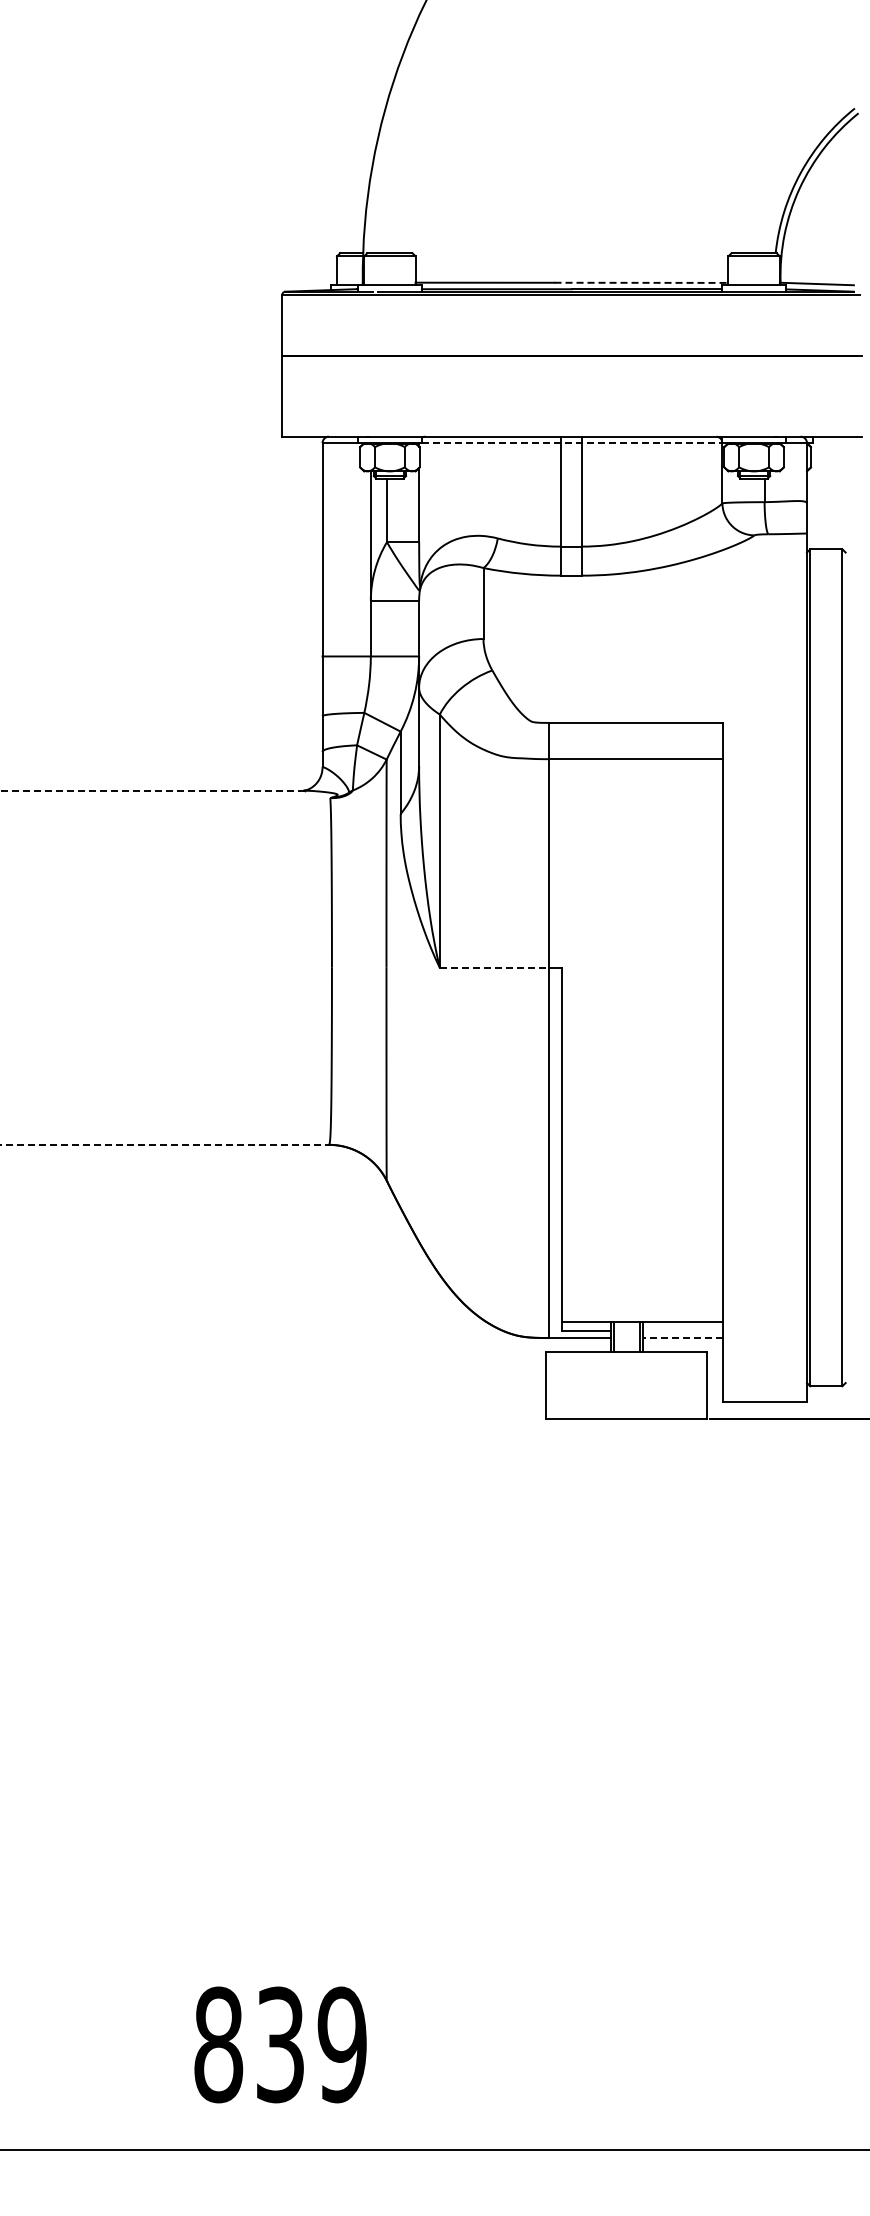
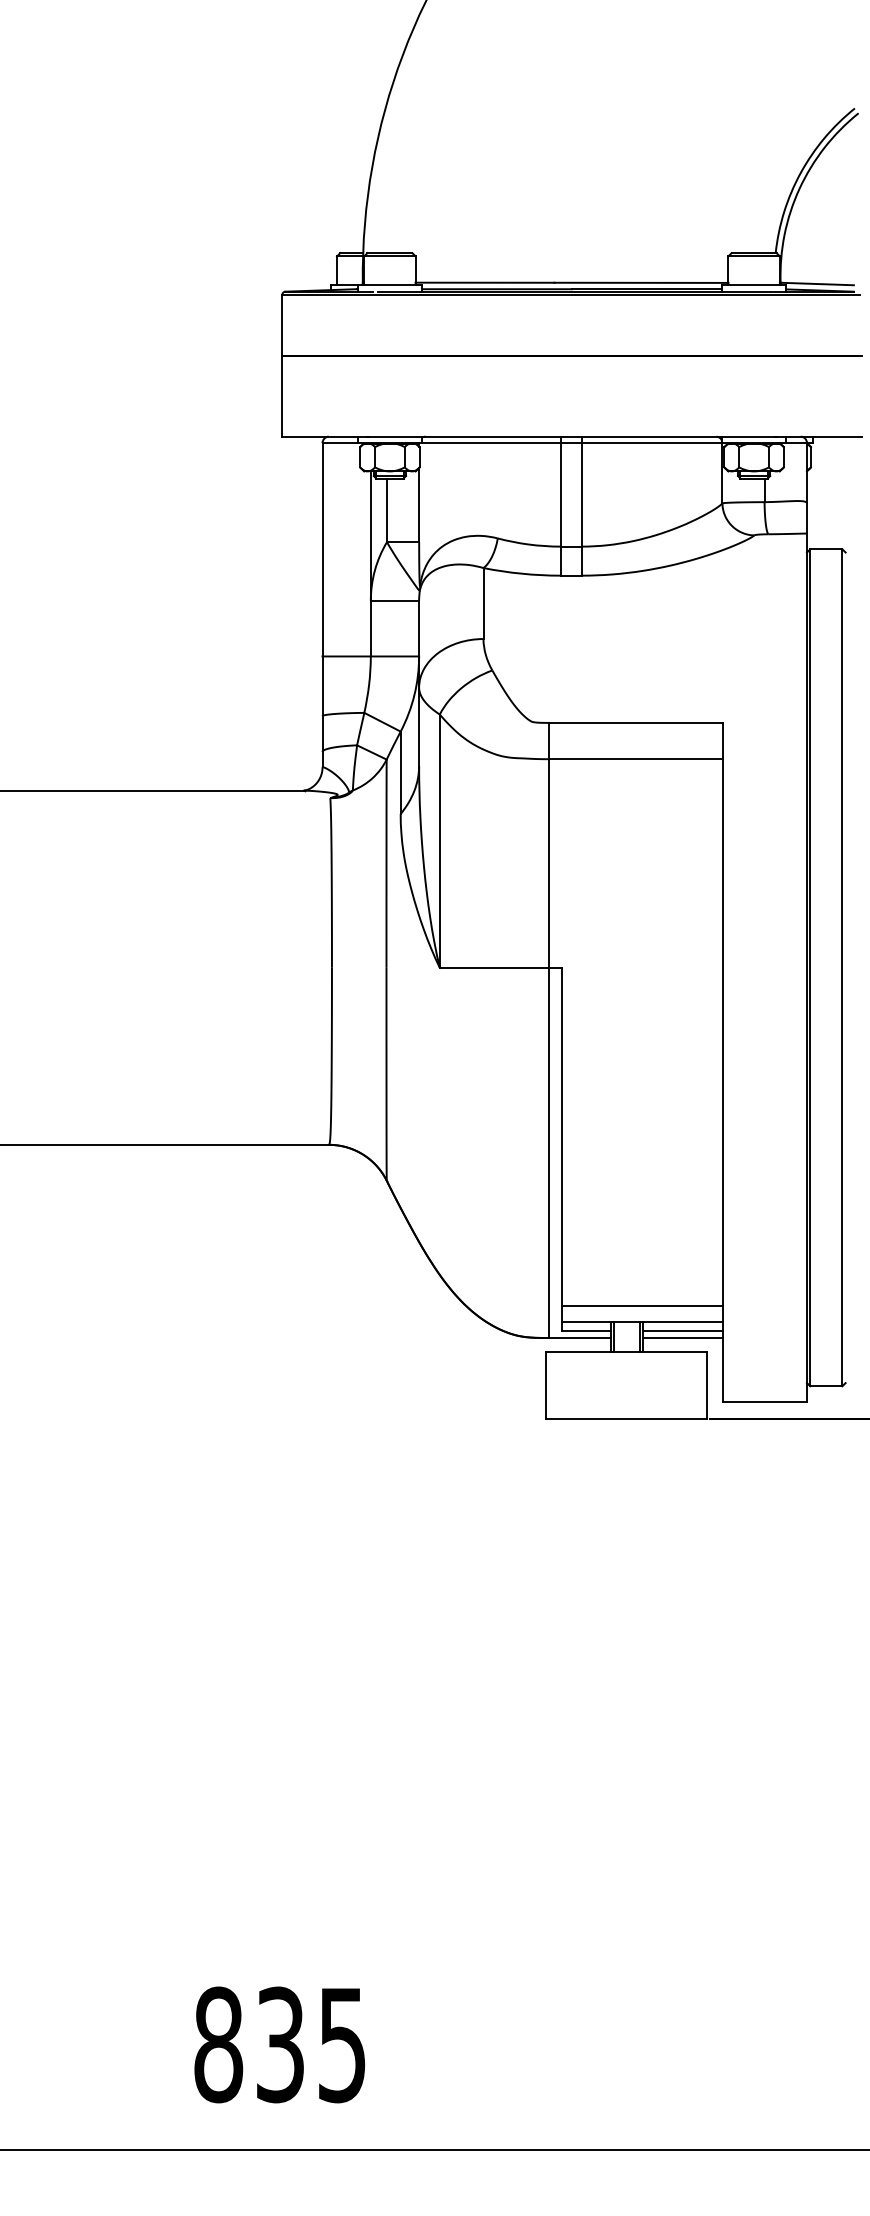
line: dashed -> solid (641, 282)
line: dashed -> solid (571, 443)
line: dashed -> solid (152, 790)
line: dashed -> solid (494, 967)
line: dashed -> solid (165, 1144)
line: none -> present (642, 1305)
line: none -> present (682, 1331)
line: dashed -> solid (682, 1337)
text: 839 -> 835 (341, 2044)
